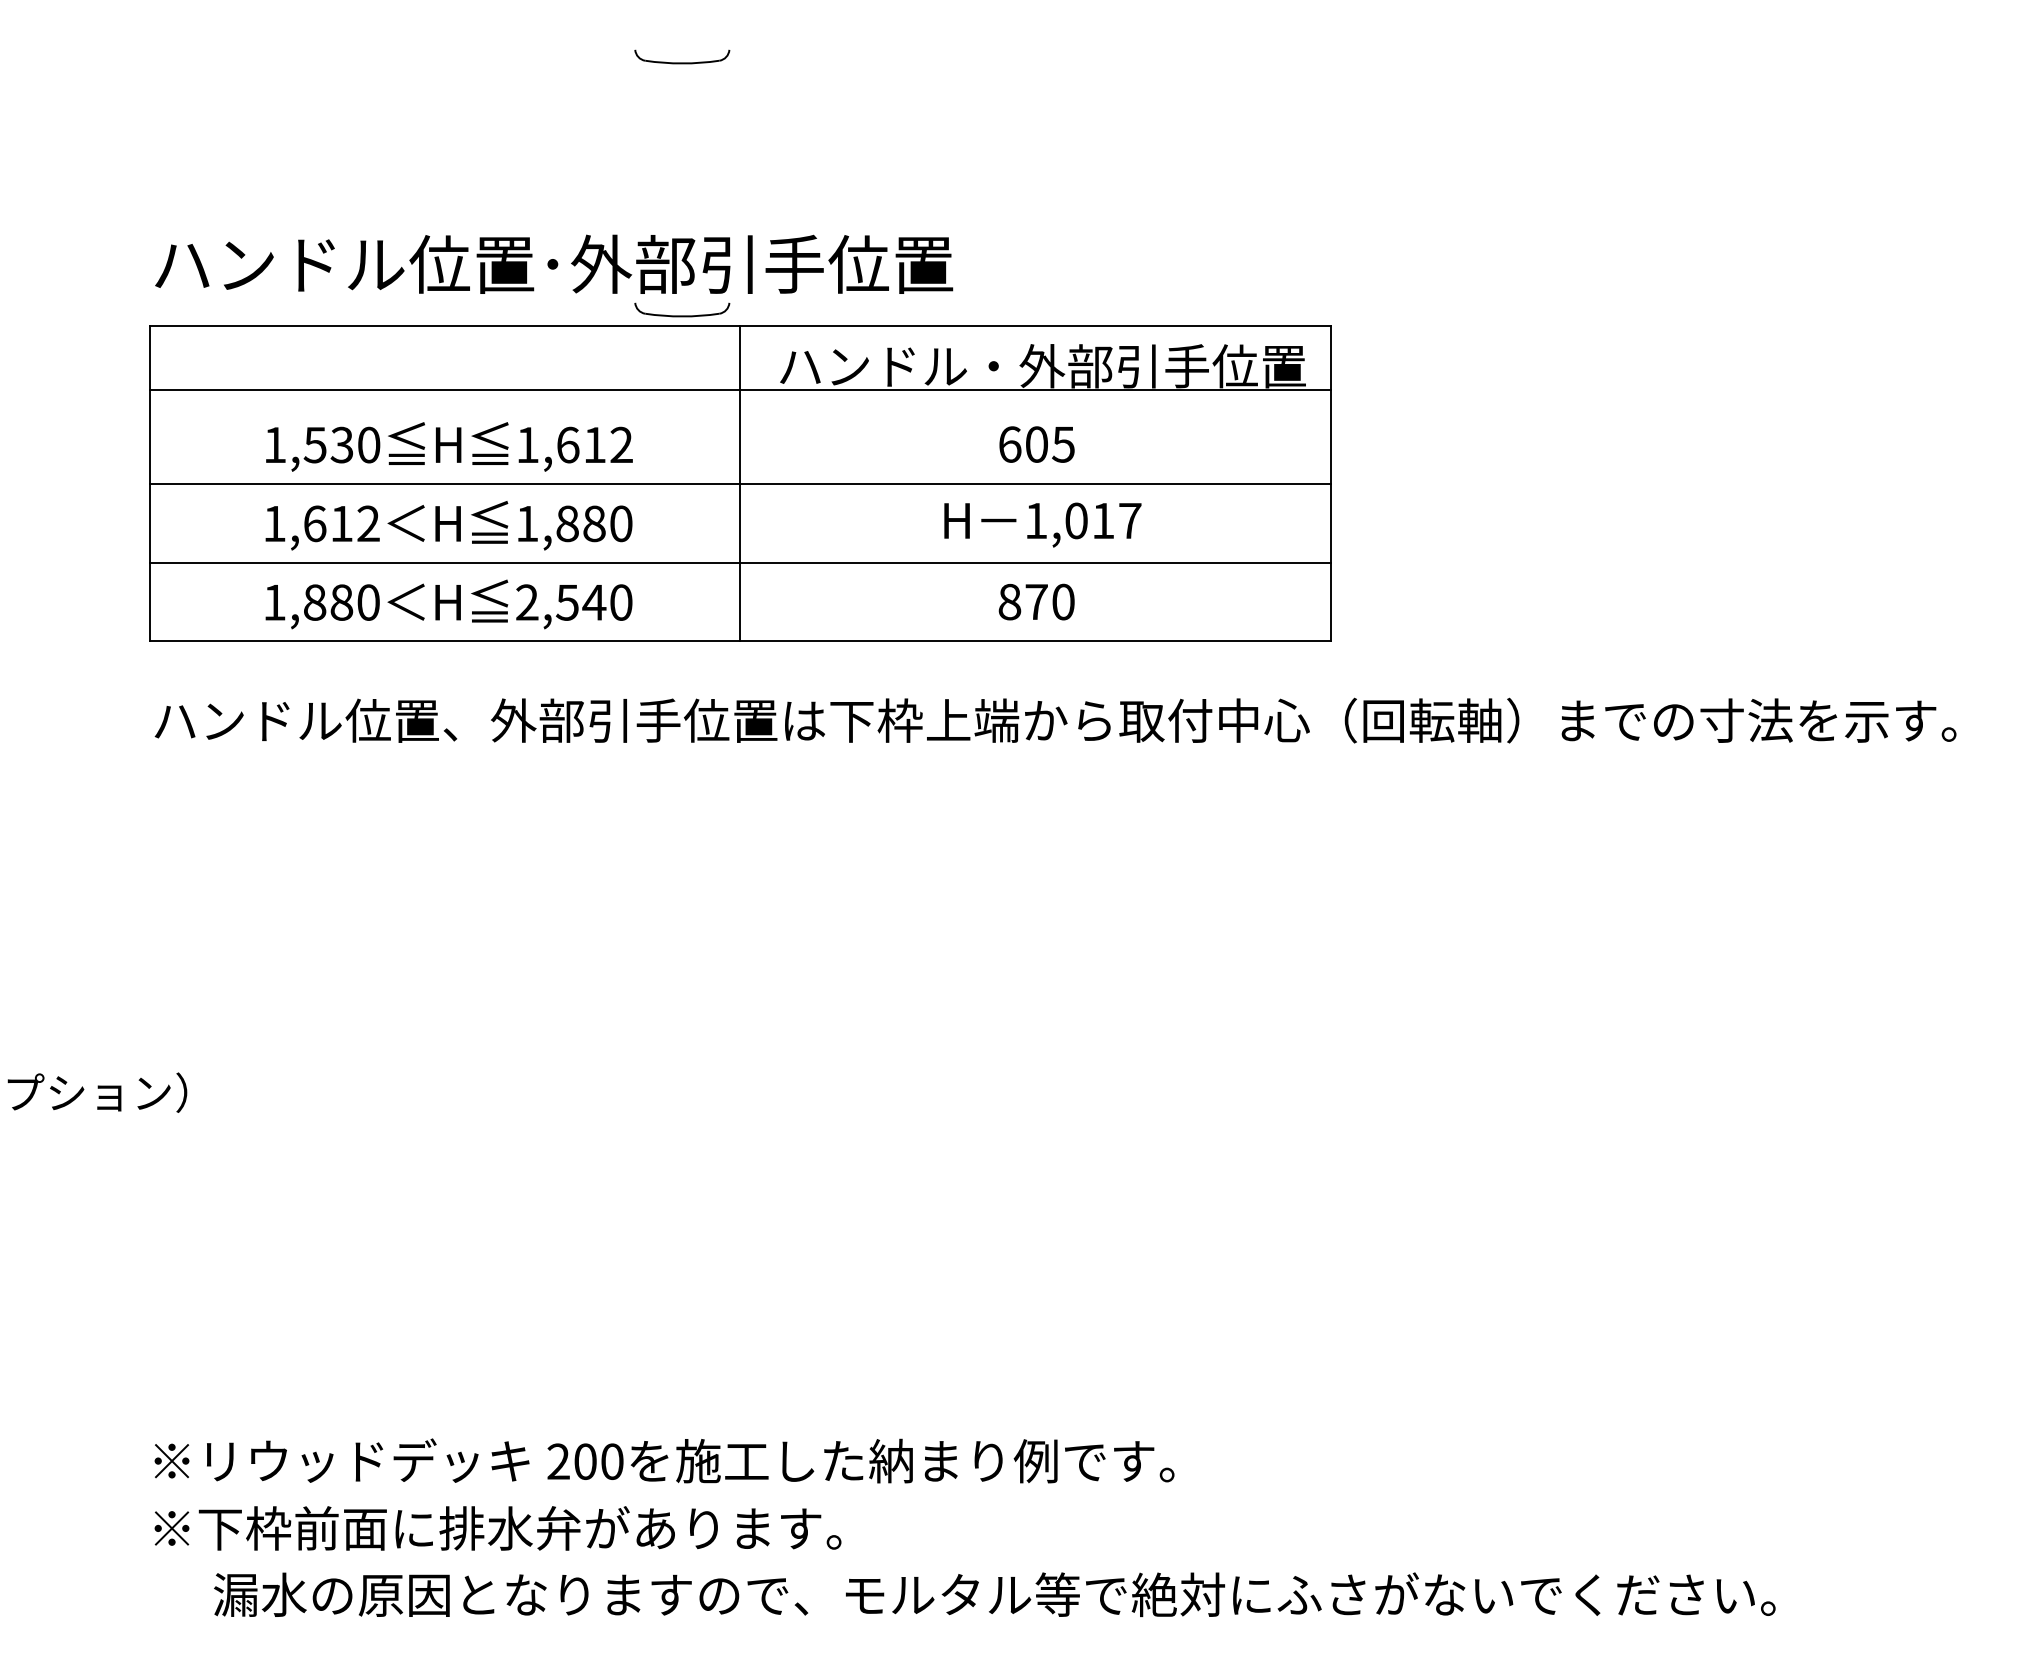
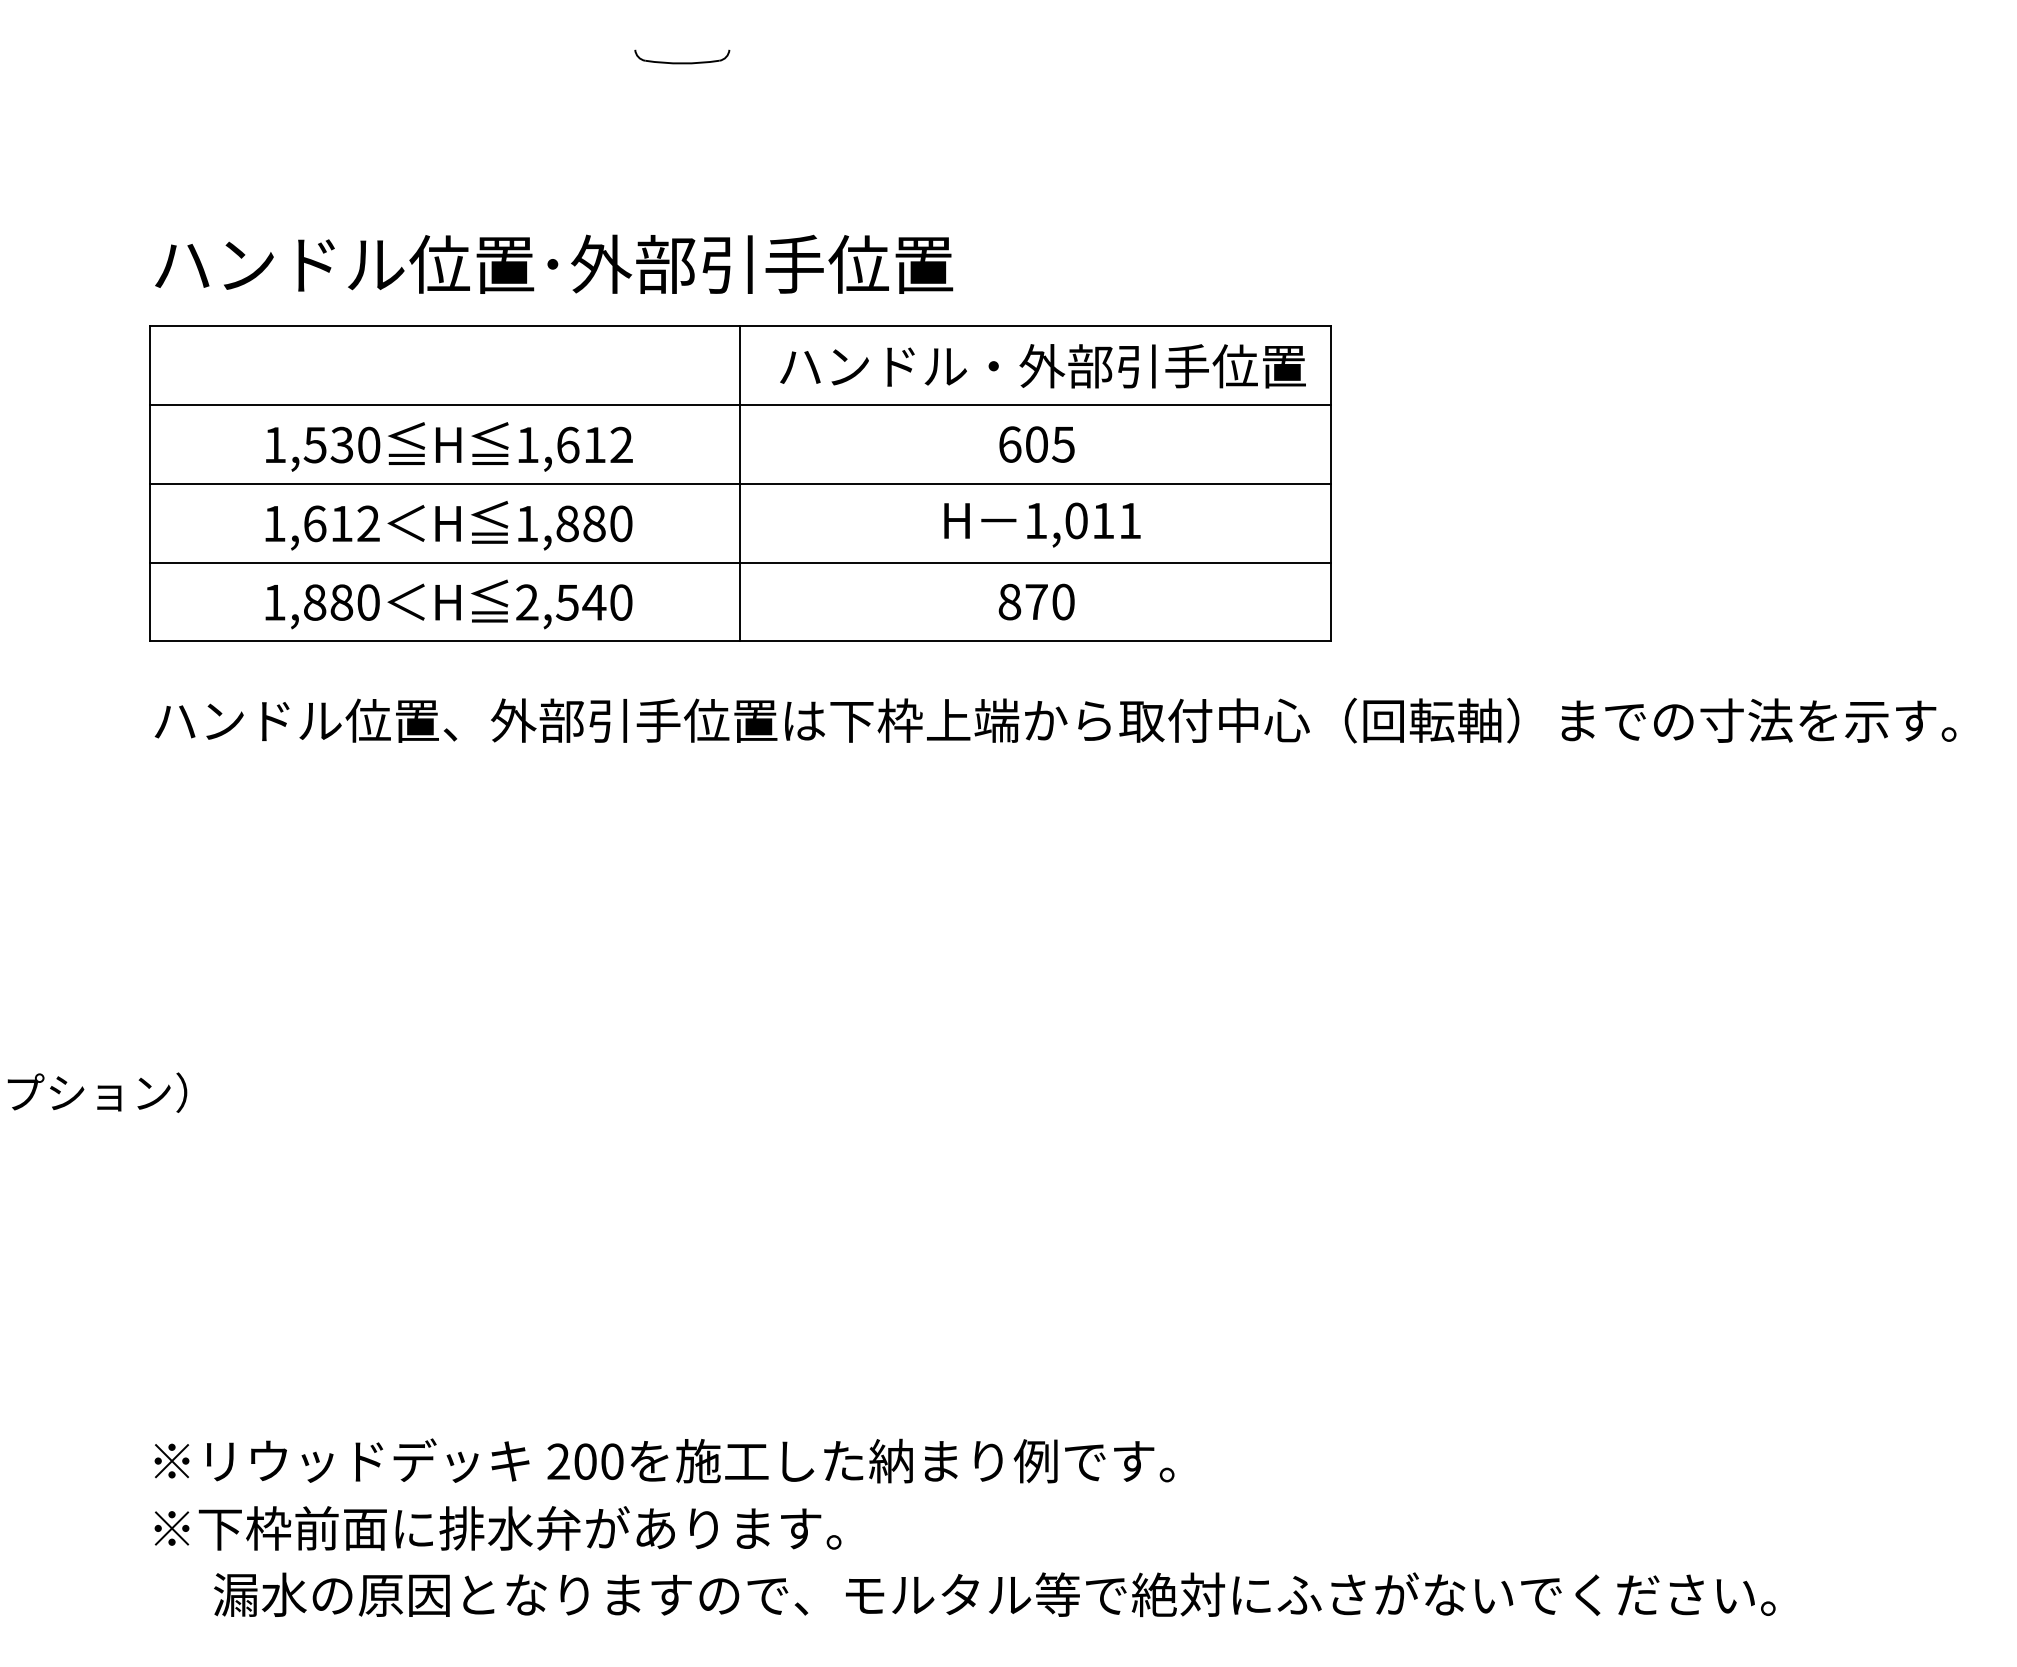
part: present -> none (682, 309)
line position: (739, 390) -> (739, 405) (739, 405)
text: 1,017 -> 1,011 (1130, 520)
